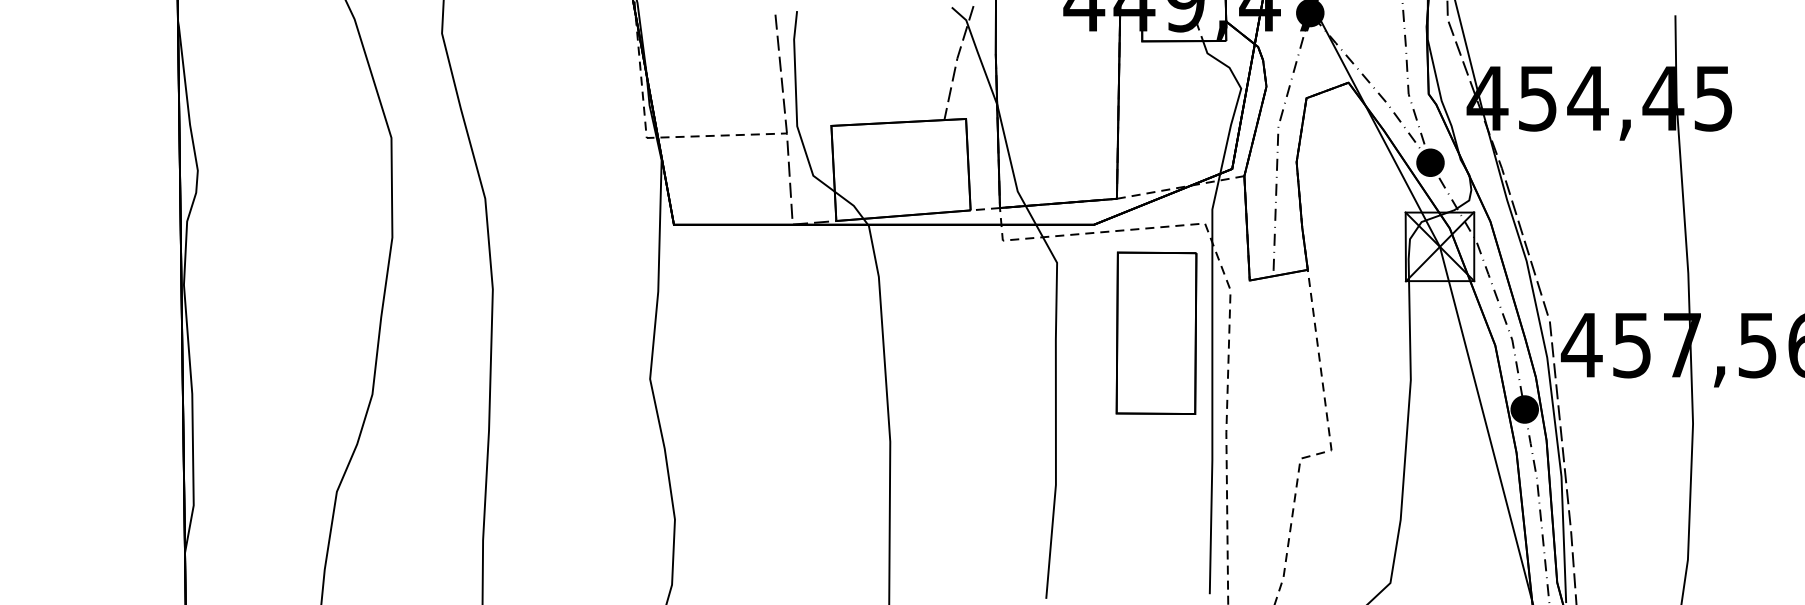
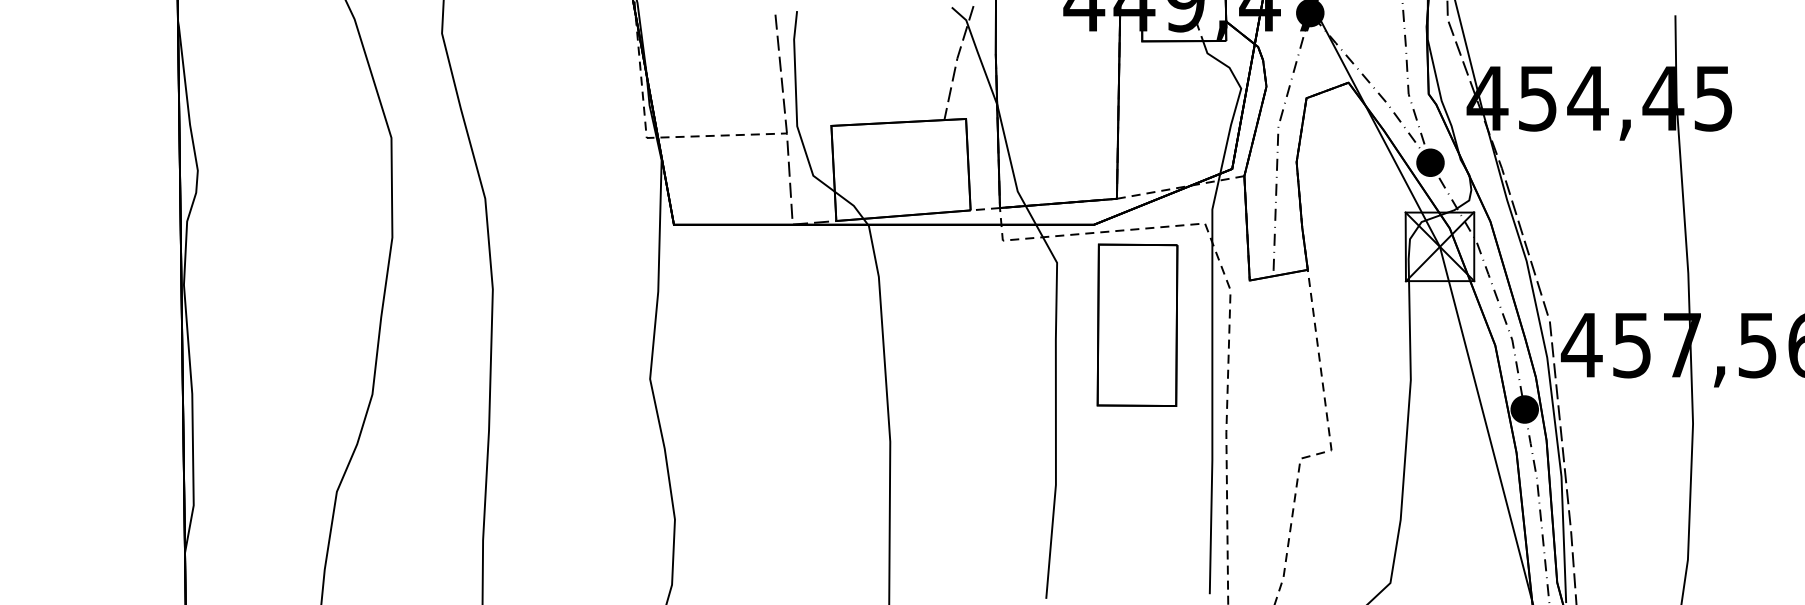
part position: (1156, 332) -> (1137, 324) (1137, 324)
